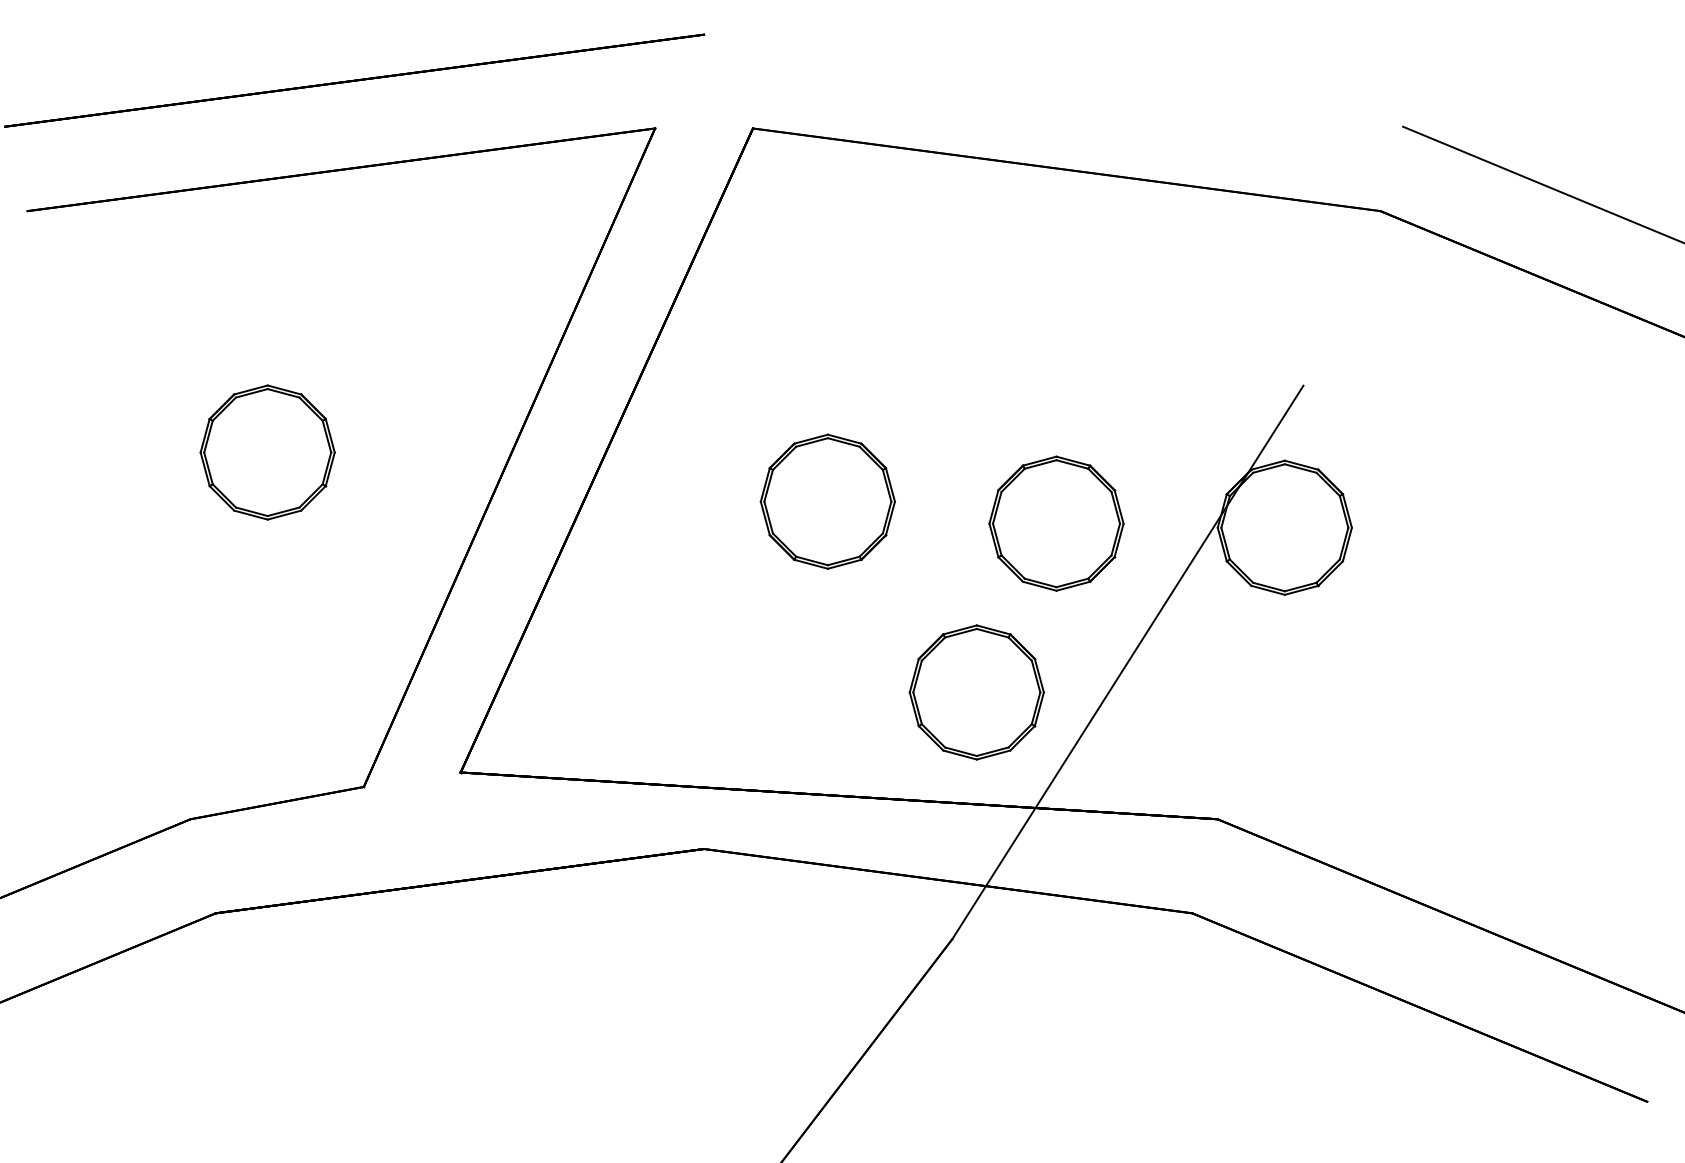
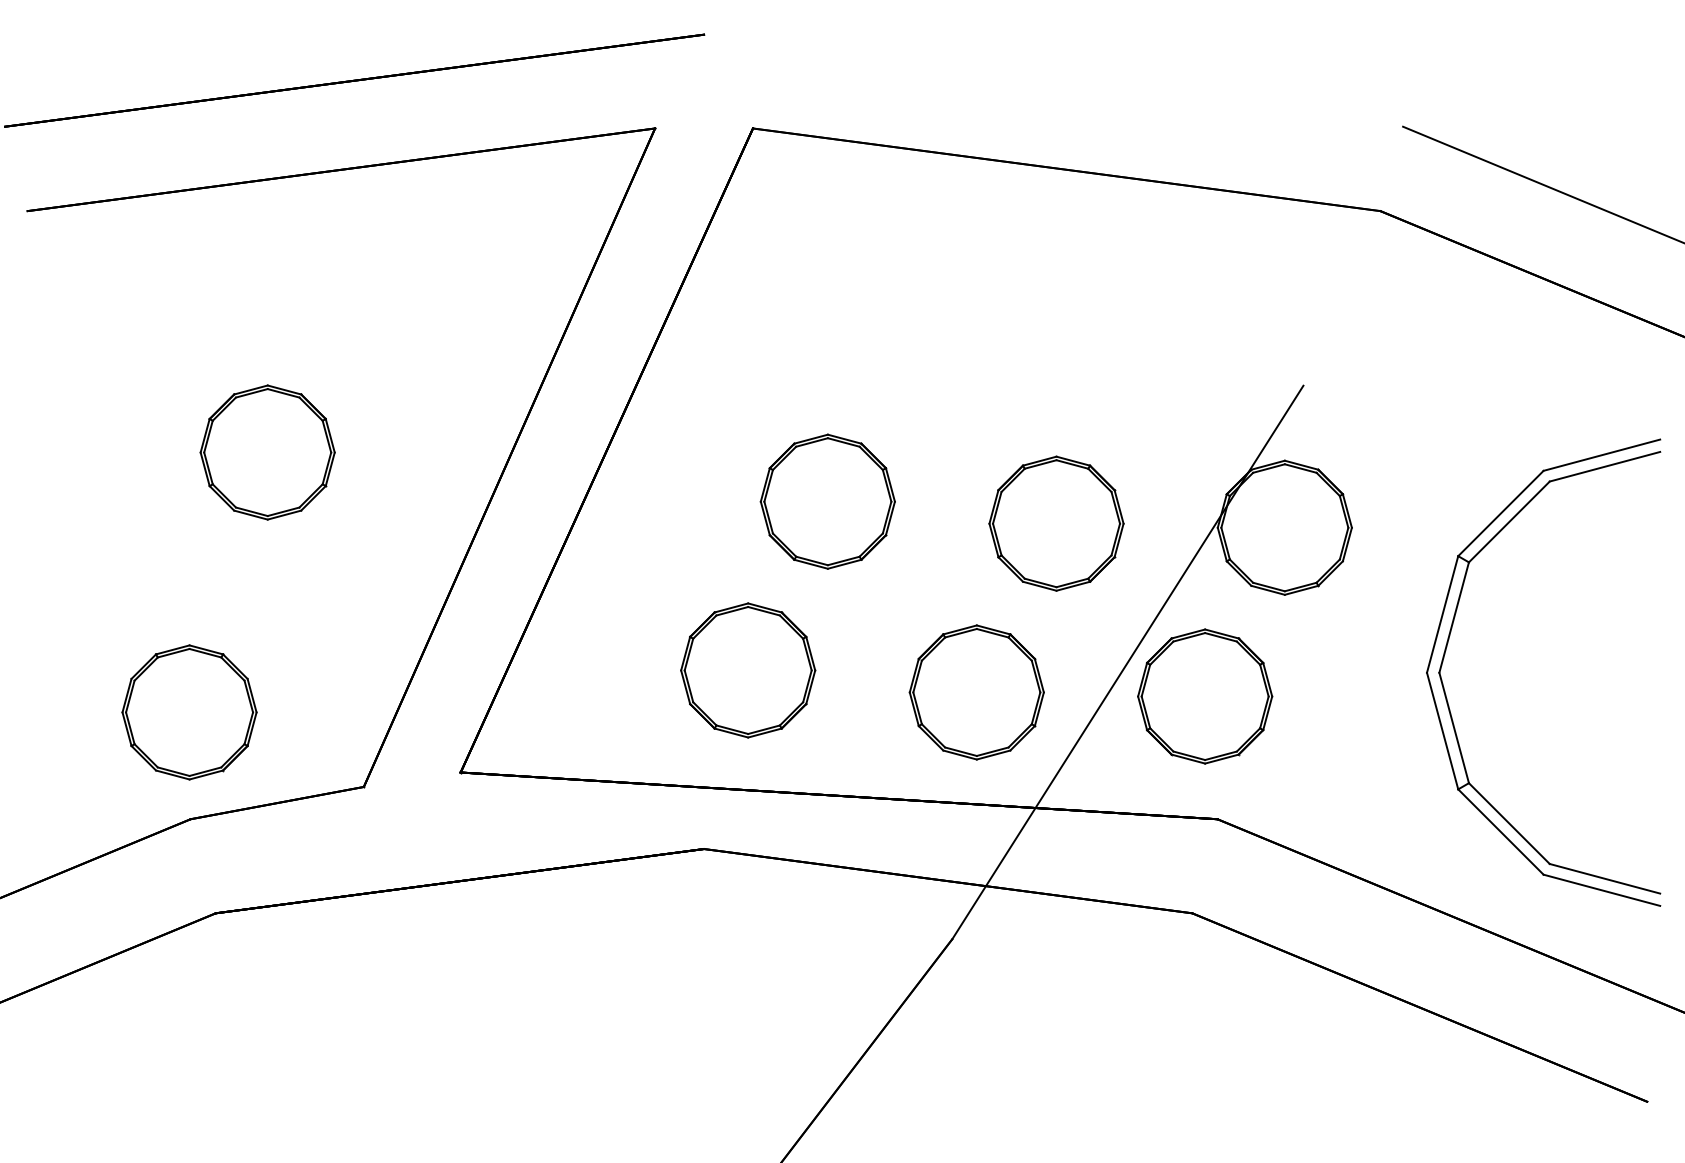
part: none -> present (1447, 647)
part: none -> present (748, 670)
part: none -> present (1205, 696)
part: none -> present (189, 712)
